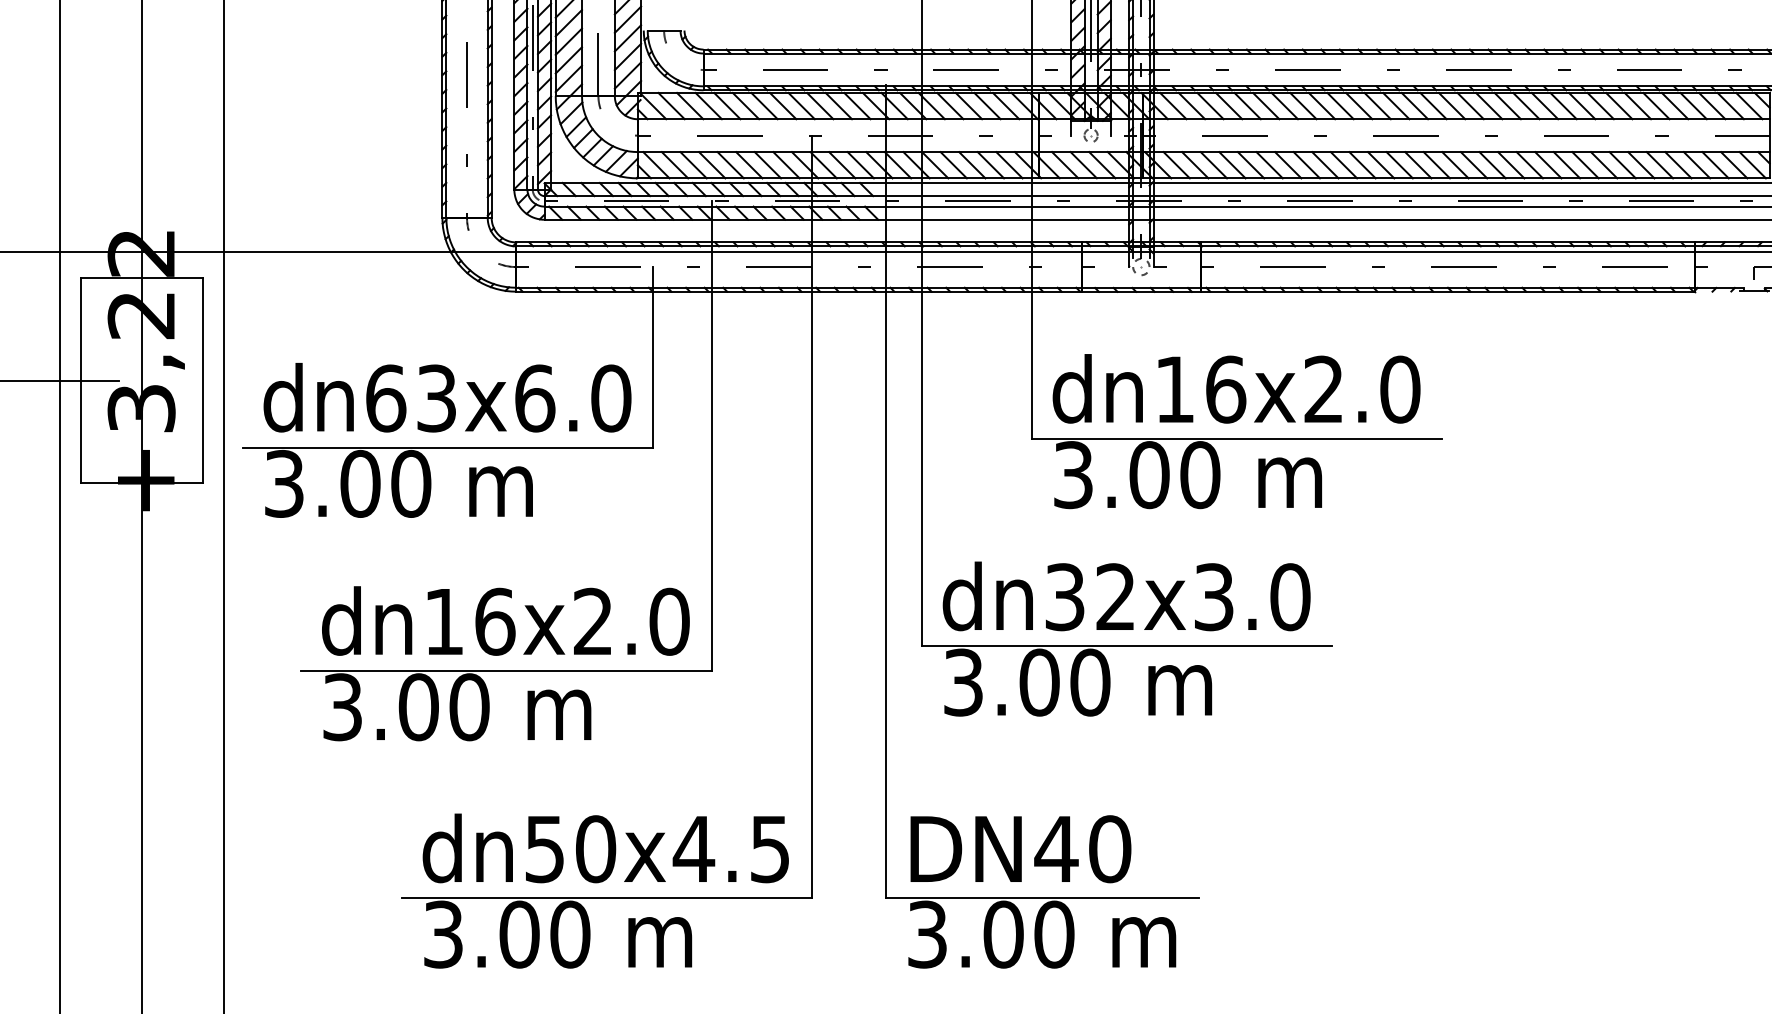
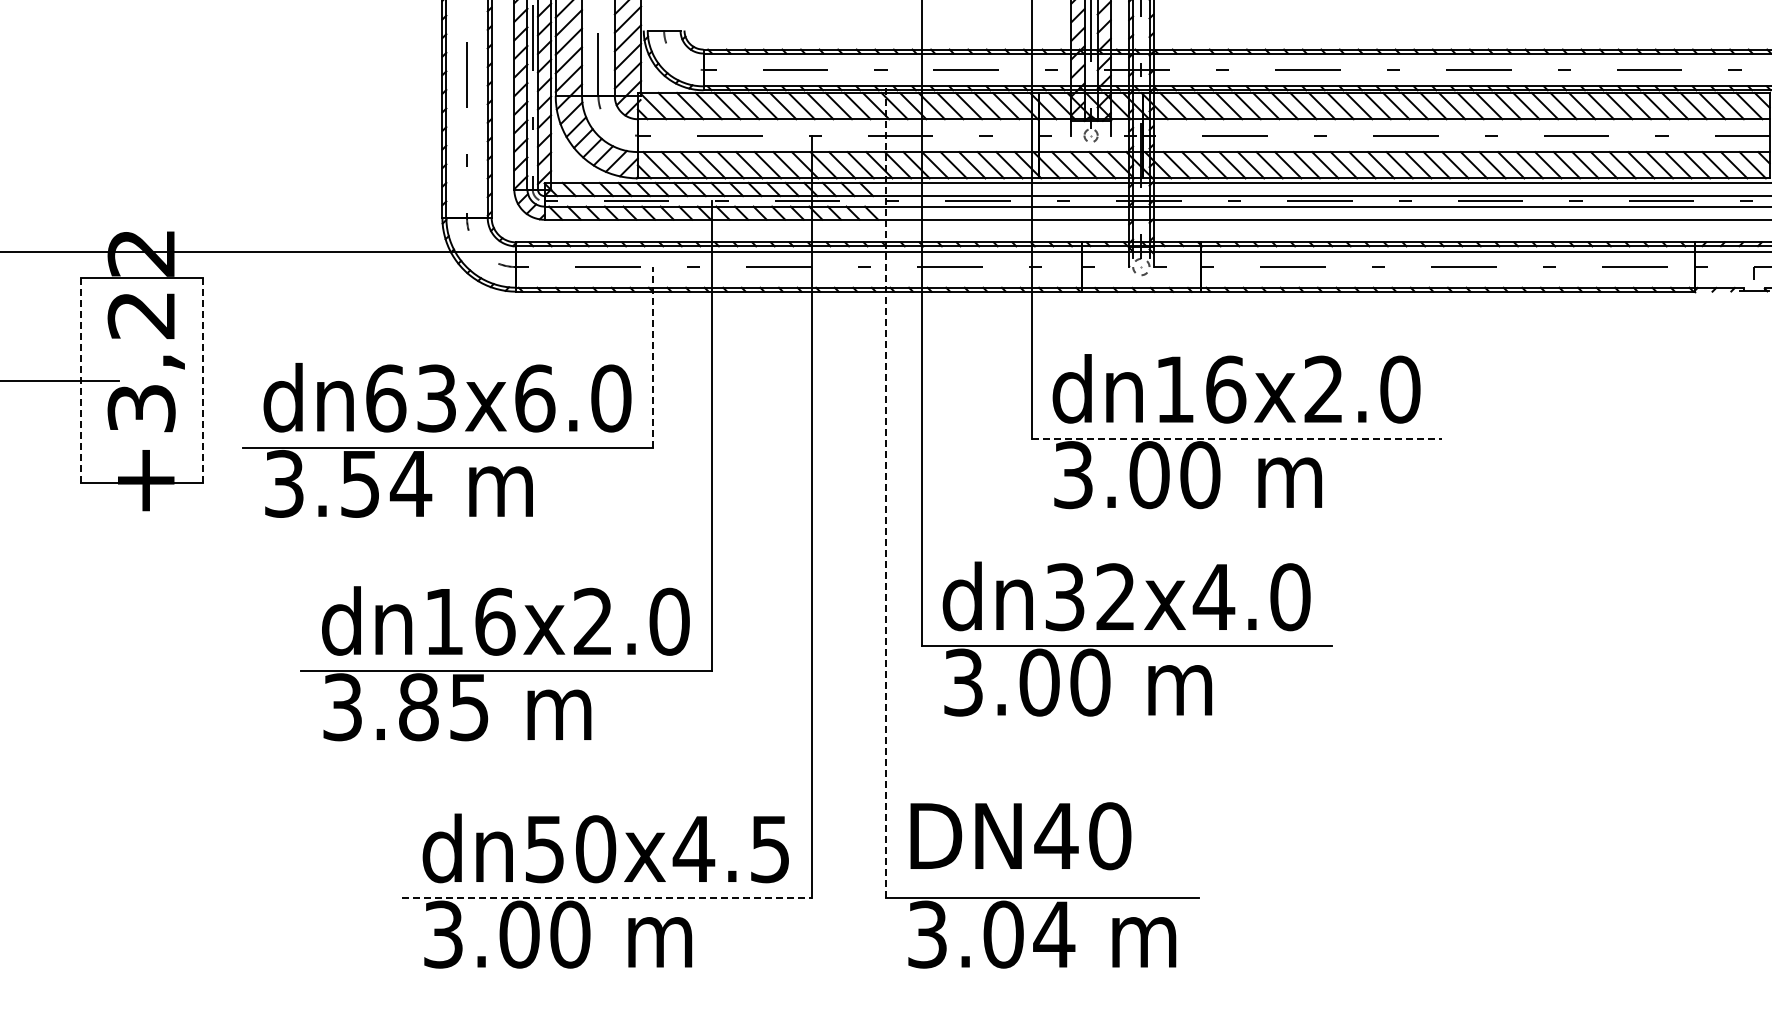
line: solid -> dashed (653, 356)
line: solid -> dashed (202, 380)
line: solid -> dashed (81, 381)
line: solid -> dashed (1237, 438)
text: 3.00 -> 3.54 (386, 483)
line: solid -> dashed (885, 491)
line: present -> none (59, 506)
line: present -> none (141, 506)
line: present -> none (223, 506)
text: dn32x3.0 -> dn32x4.0 (1213, 597)
text: 3.00 -> 3.85 (443, 707)
text position: (1020, 849) -> (1020, 836) (1020, 836)
line: solid -> dashed (607, 898)
text: 3.00 -> 3.04 (1054, 934)
